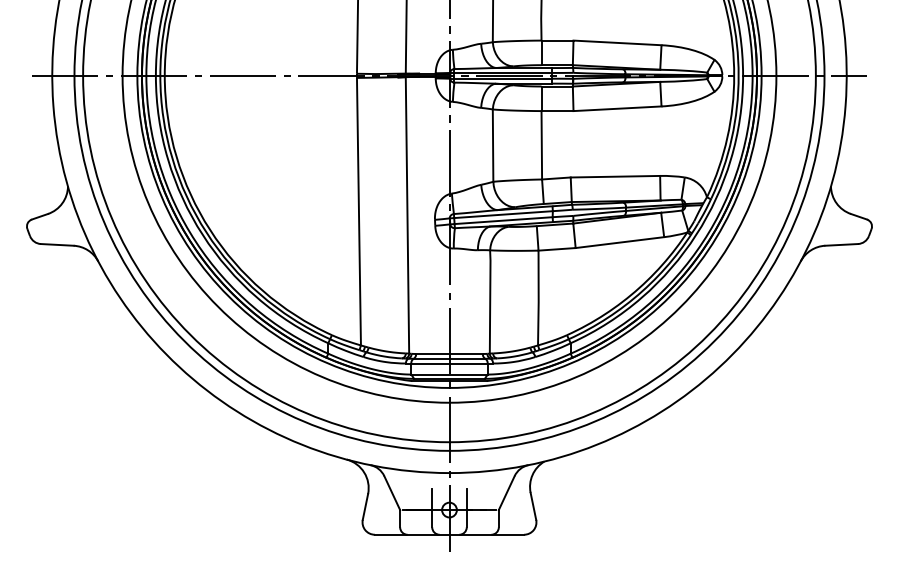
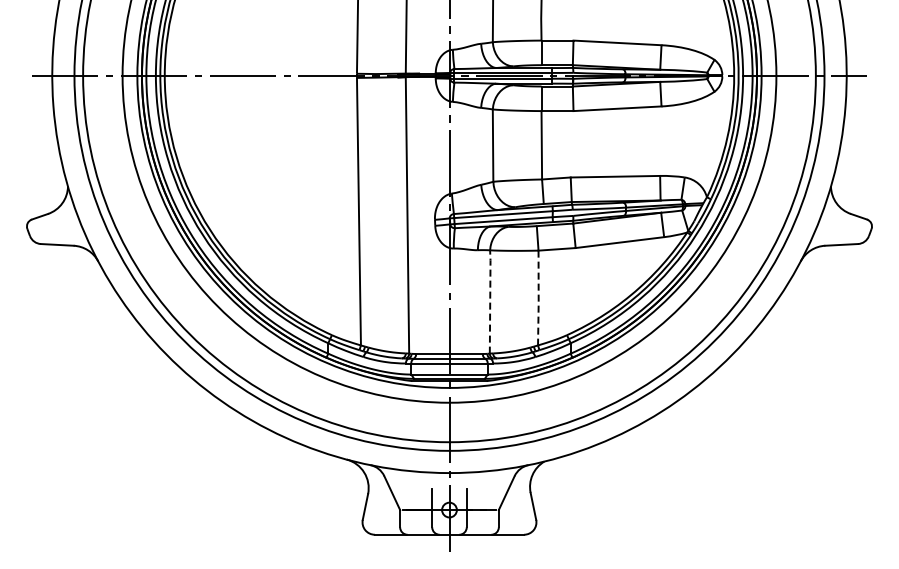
line: solid -> dashed (538, 299)
line: solid -> dashed (490, 301)
